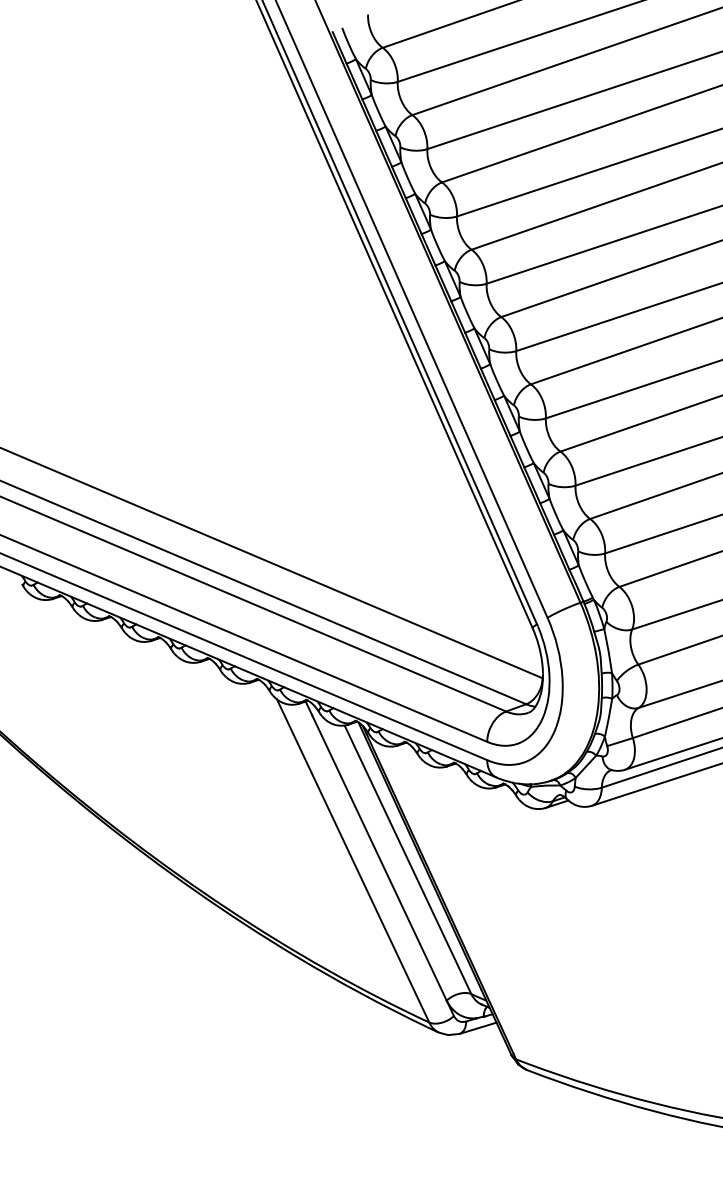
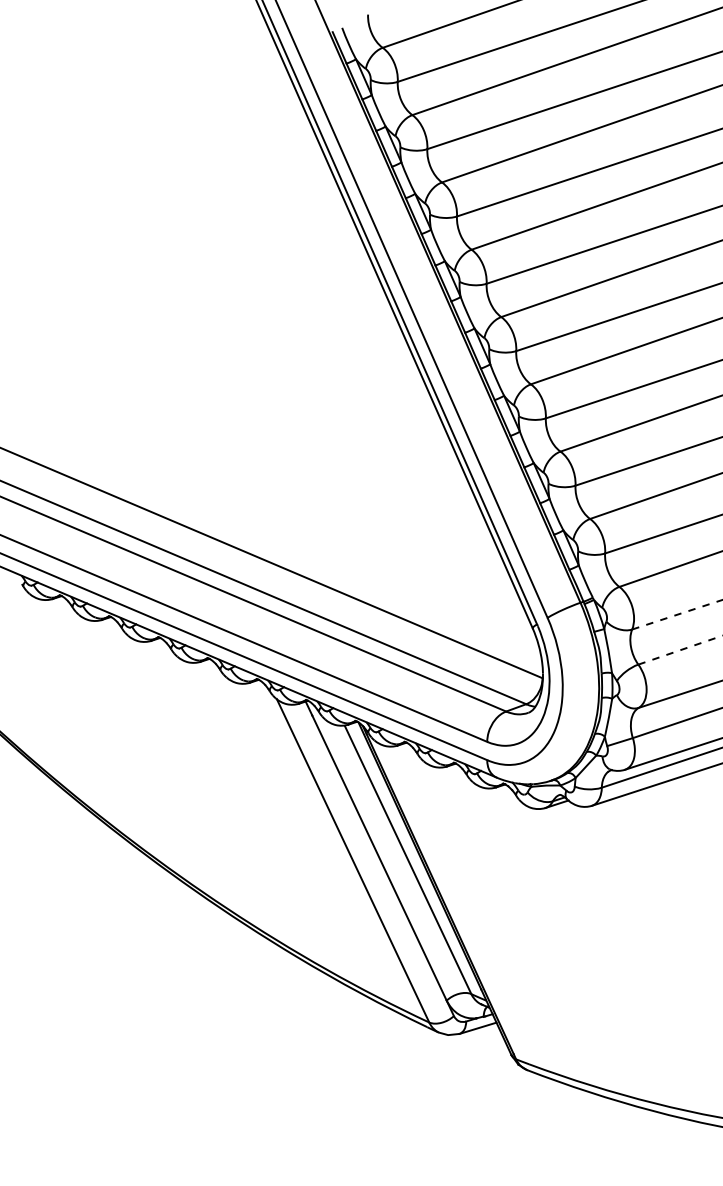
line: solid -> dashed (677, 614)
line: solid -> dashed (680, 650)
